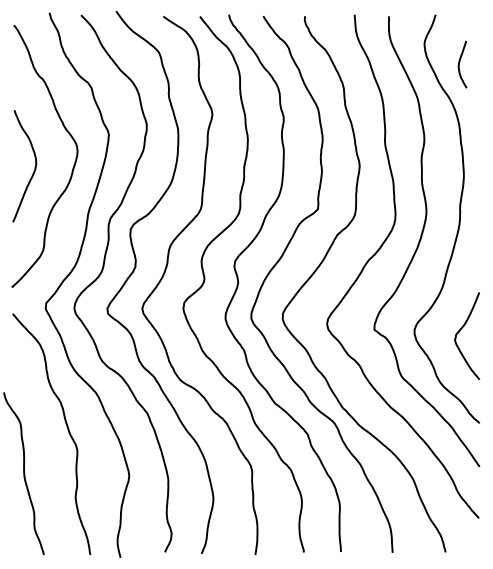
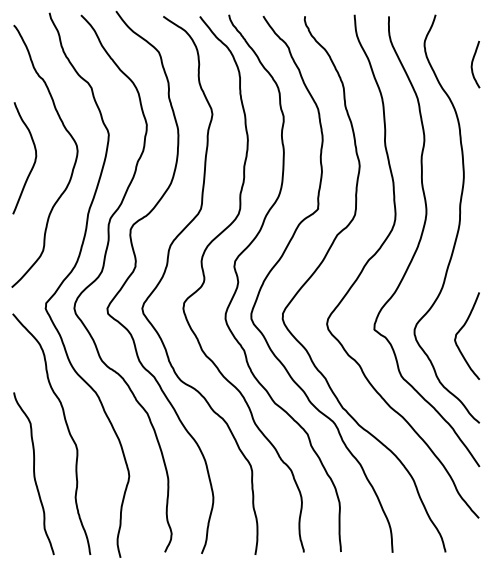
curve position: (460, 62) -> (473, 62) (473, 62)
curve position: (34, 166) -> (34, 158) (34, 158)
curve position: (23, 473) -> (33, 473) (33, 473)
